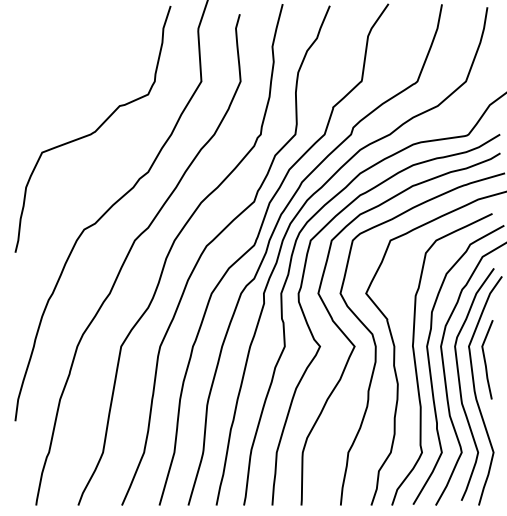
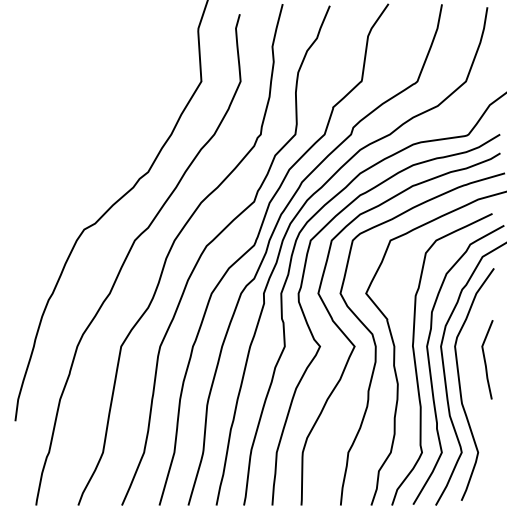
curve: present -> none (93, 131)
curve: present -> none (476, 394)
